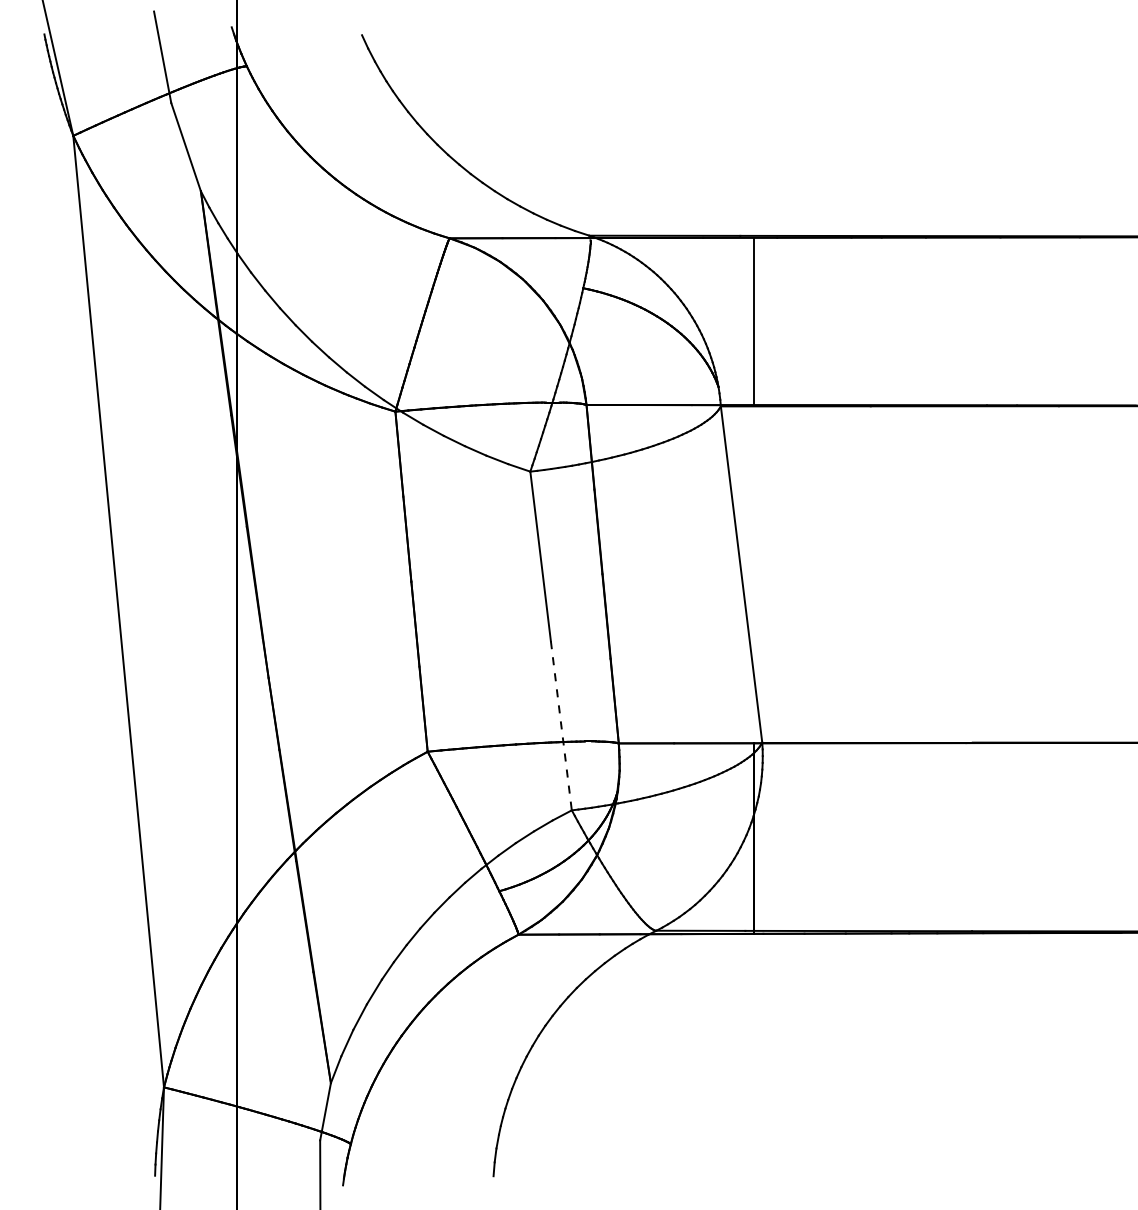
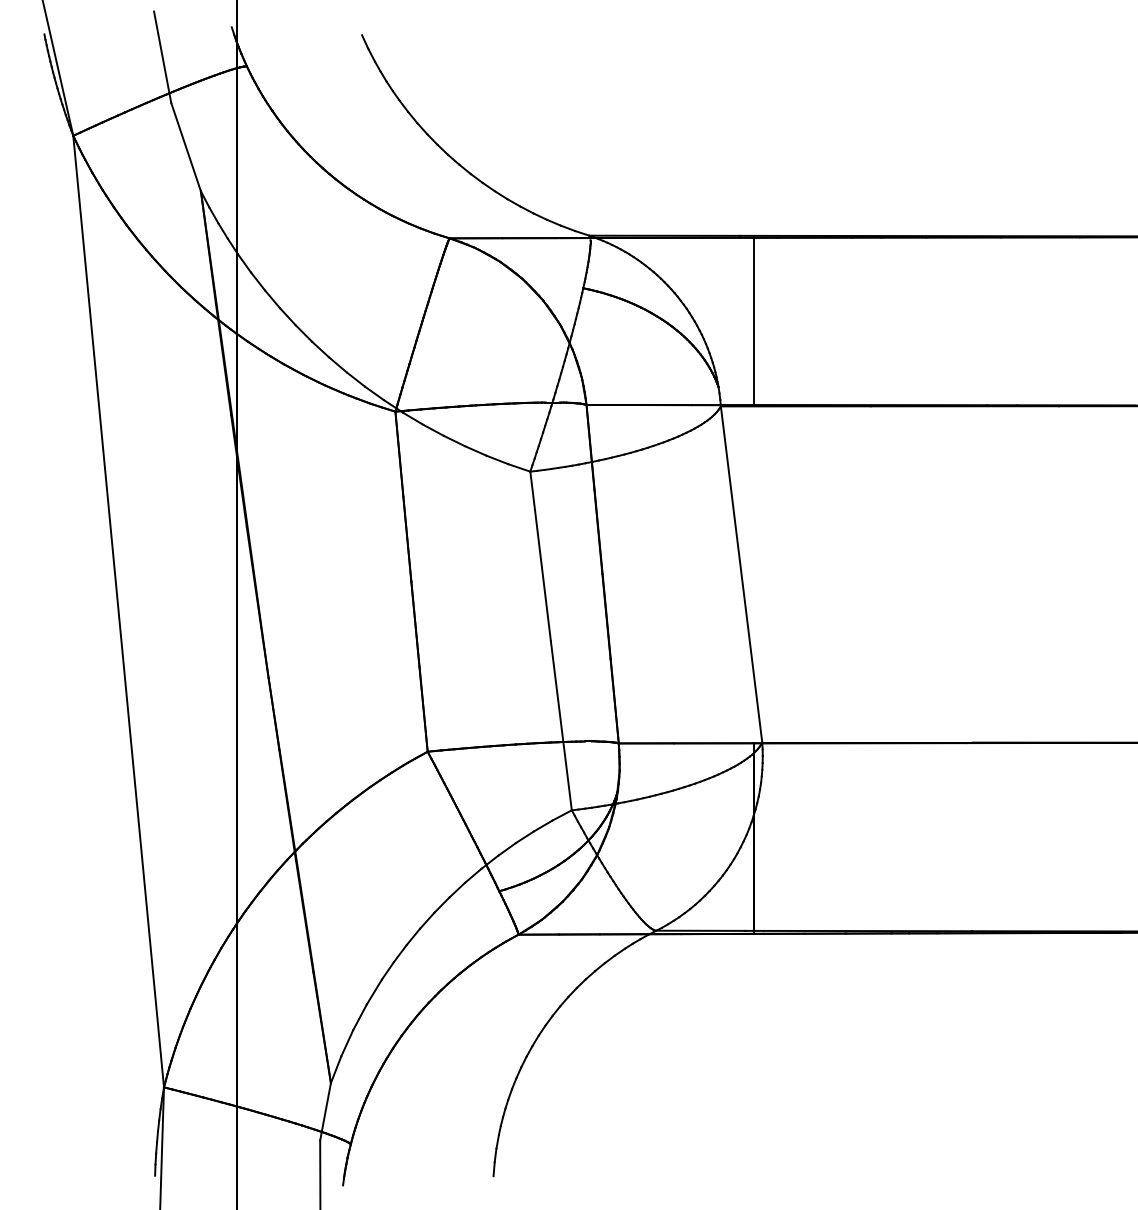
line: dashed -> solid (561, 726)
